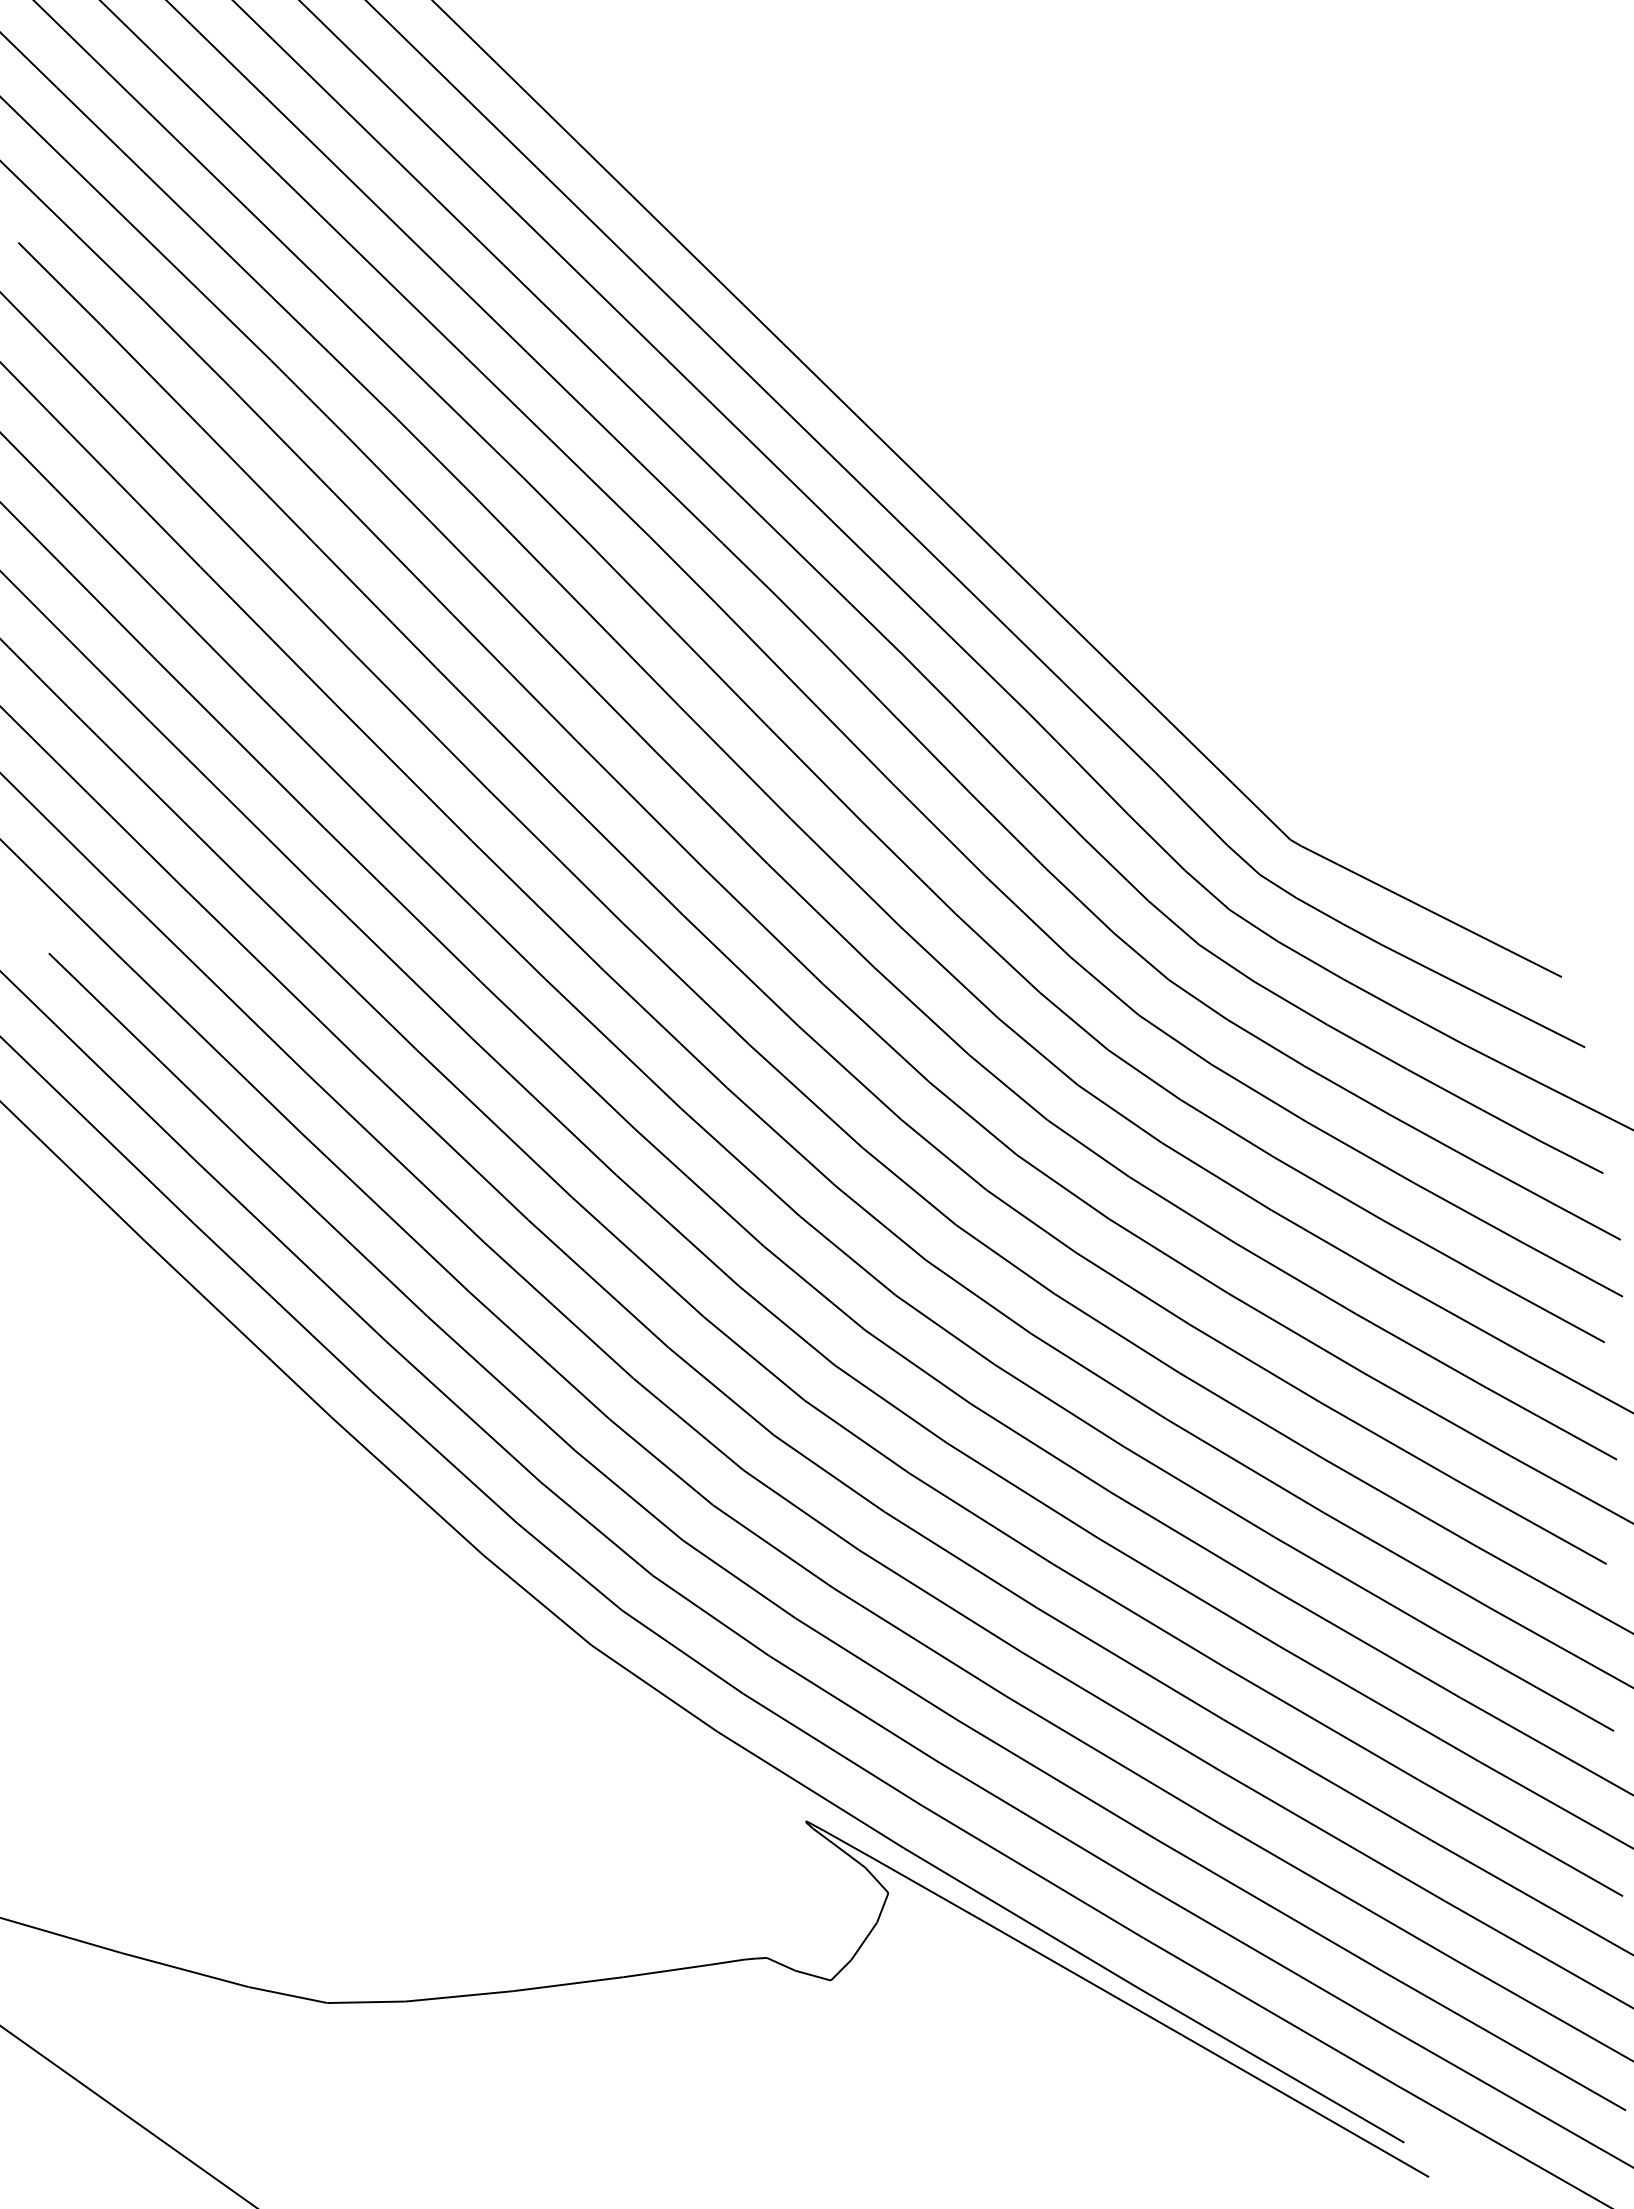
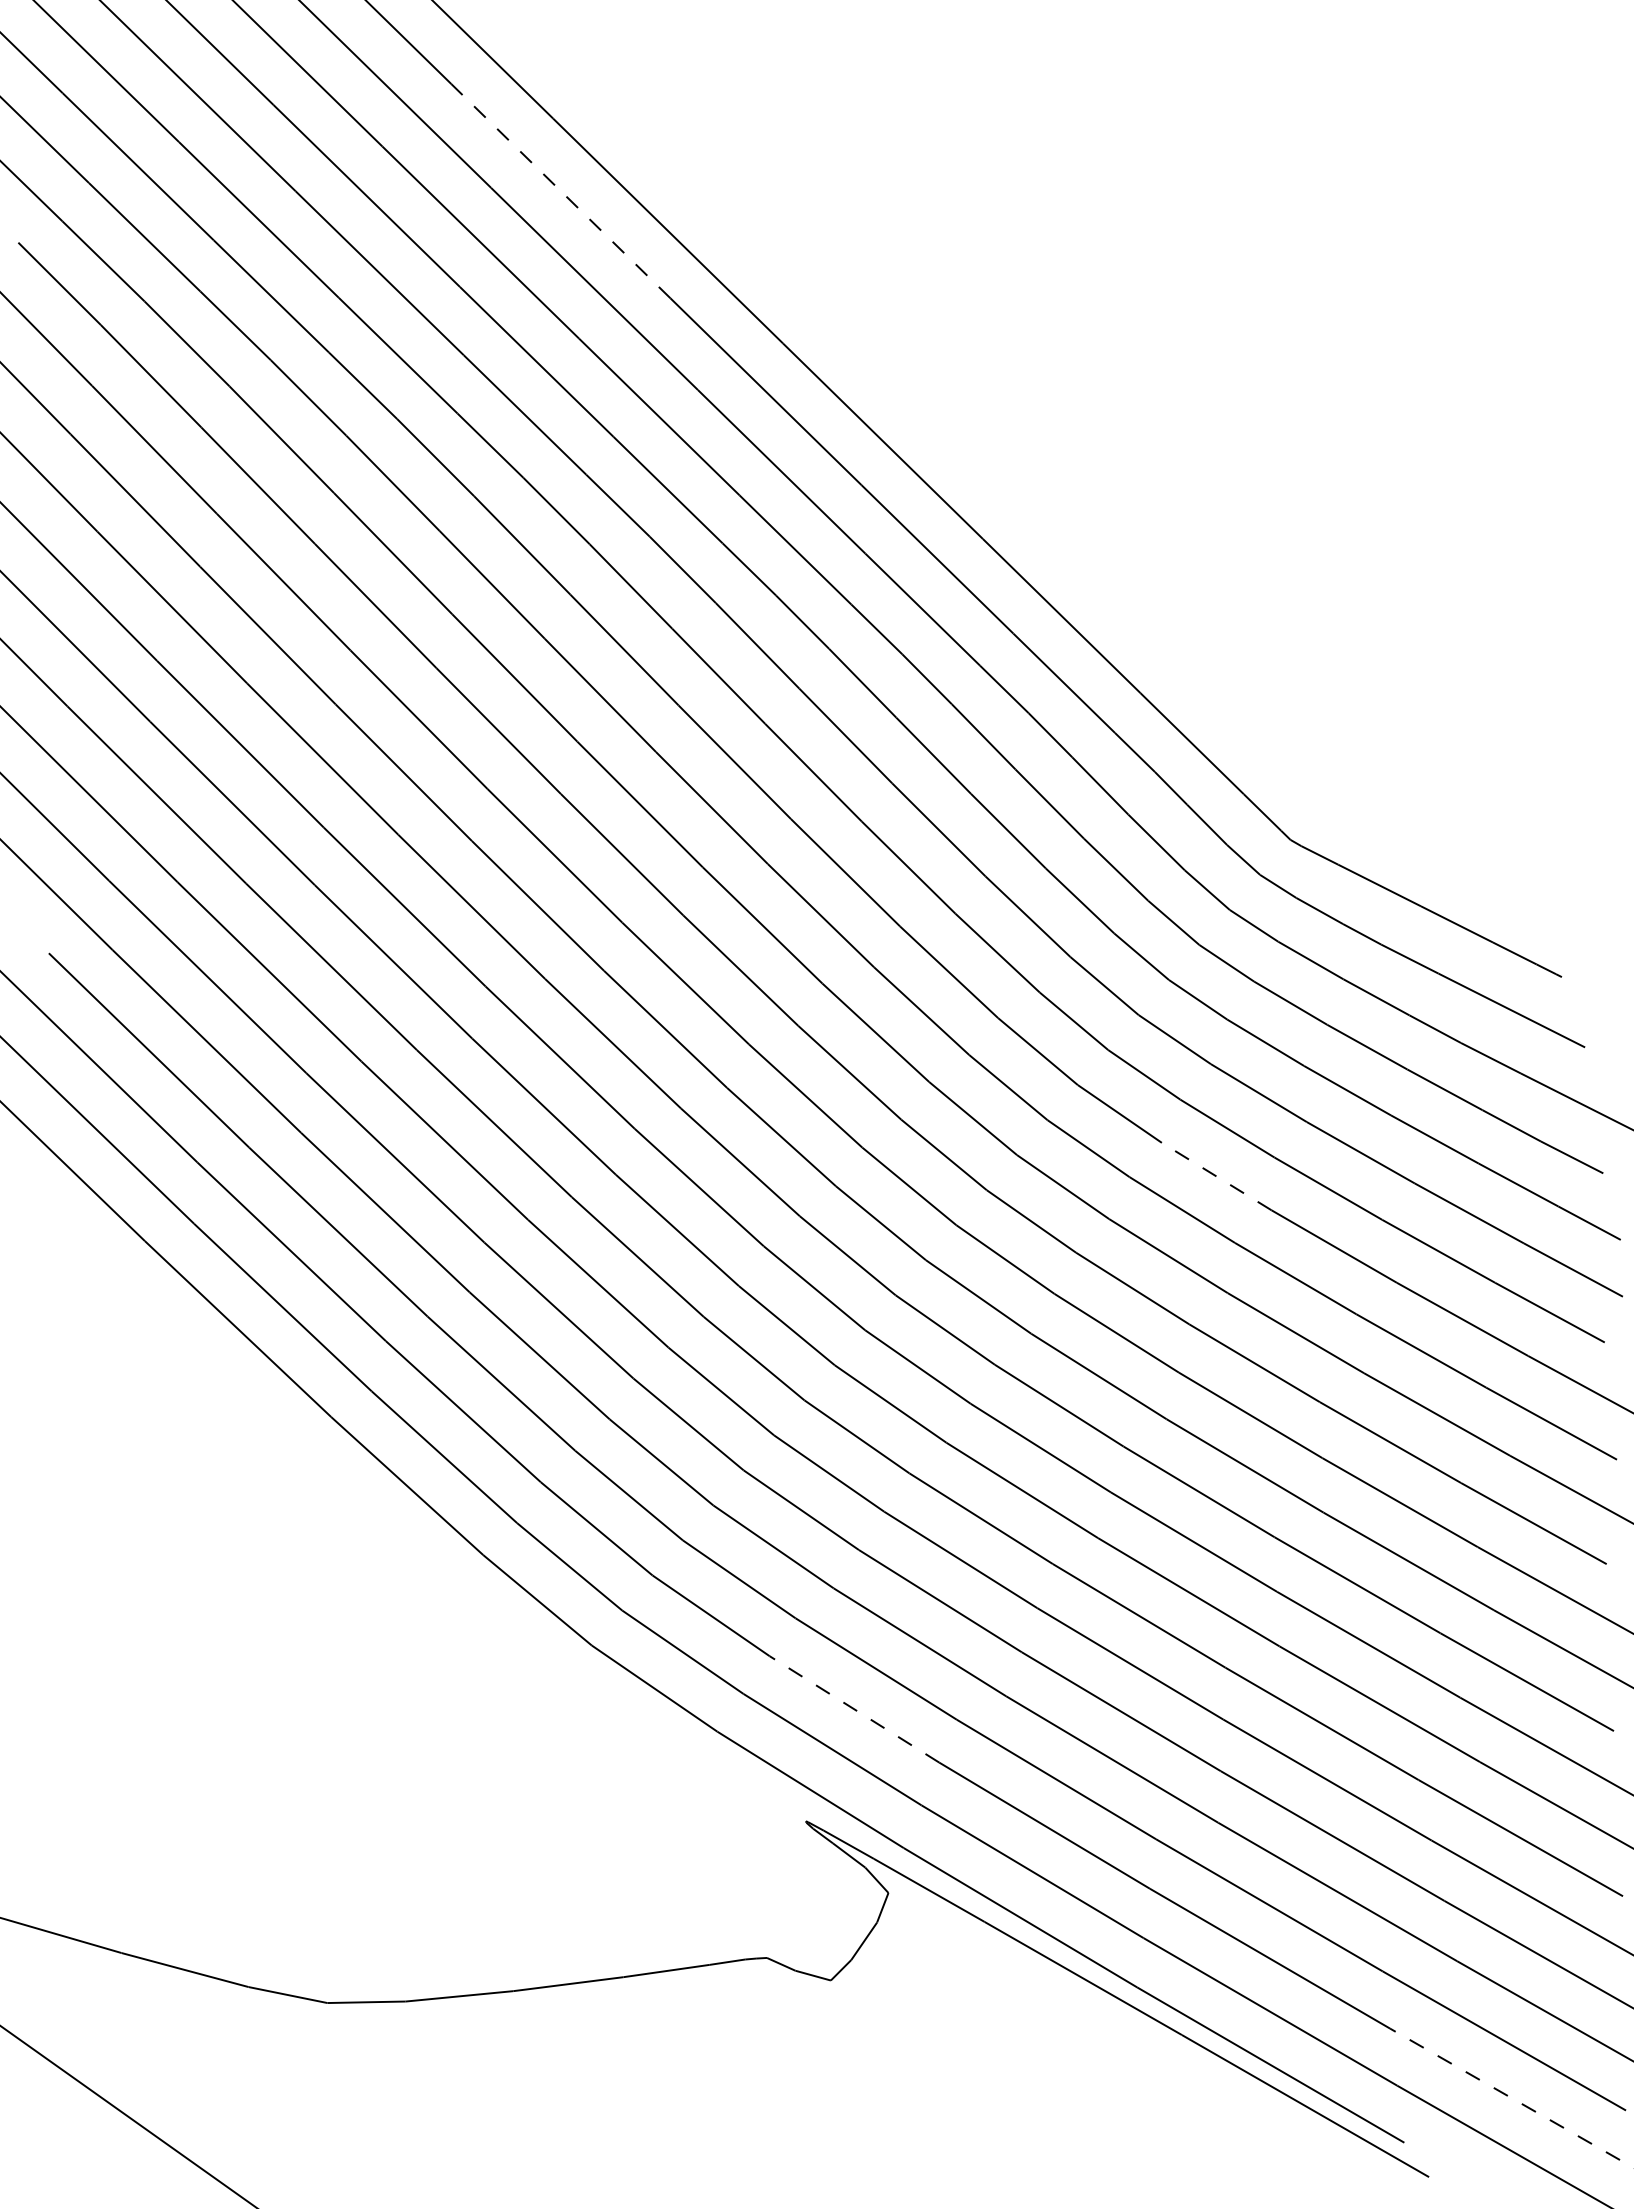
line: solid -> dashed (560, 190)
line: solid -> dashed (1216, 1176)
line: solid -> dashed (853, 1709)
line: solid -> dashed (1511, 2097)
